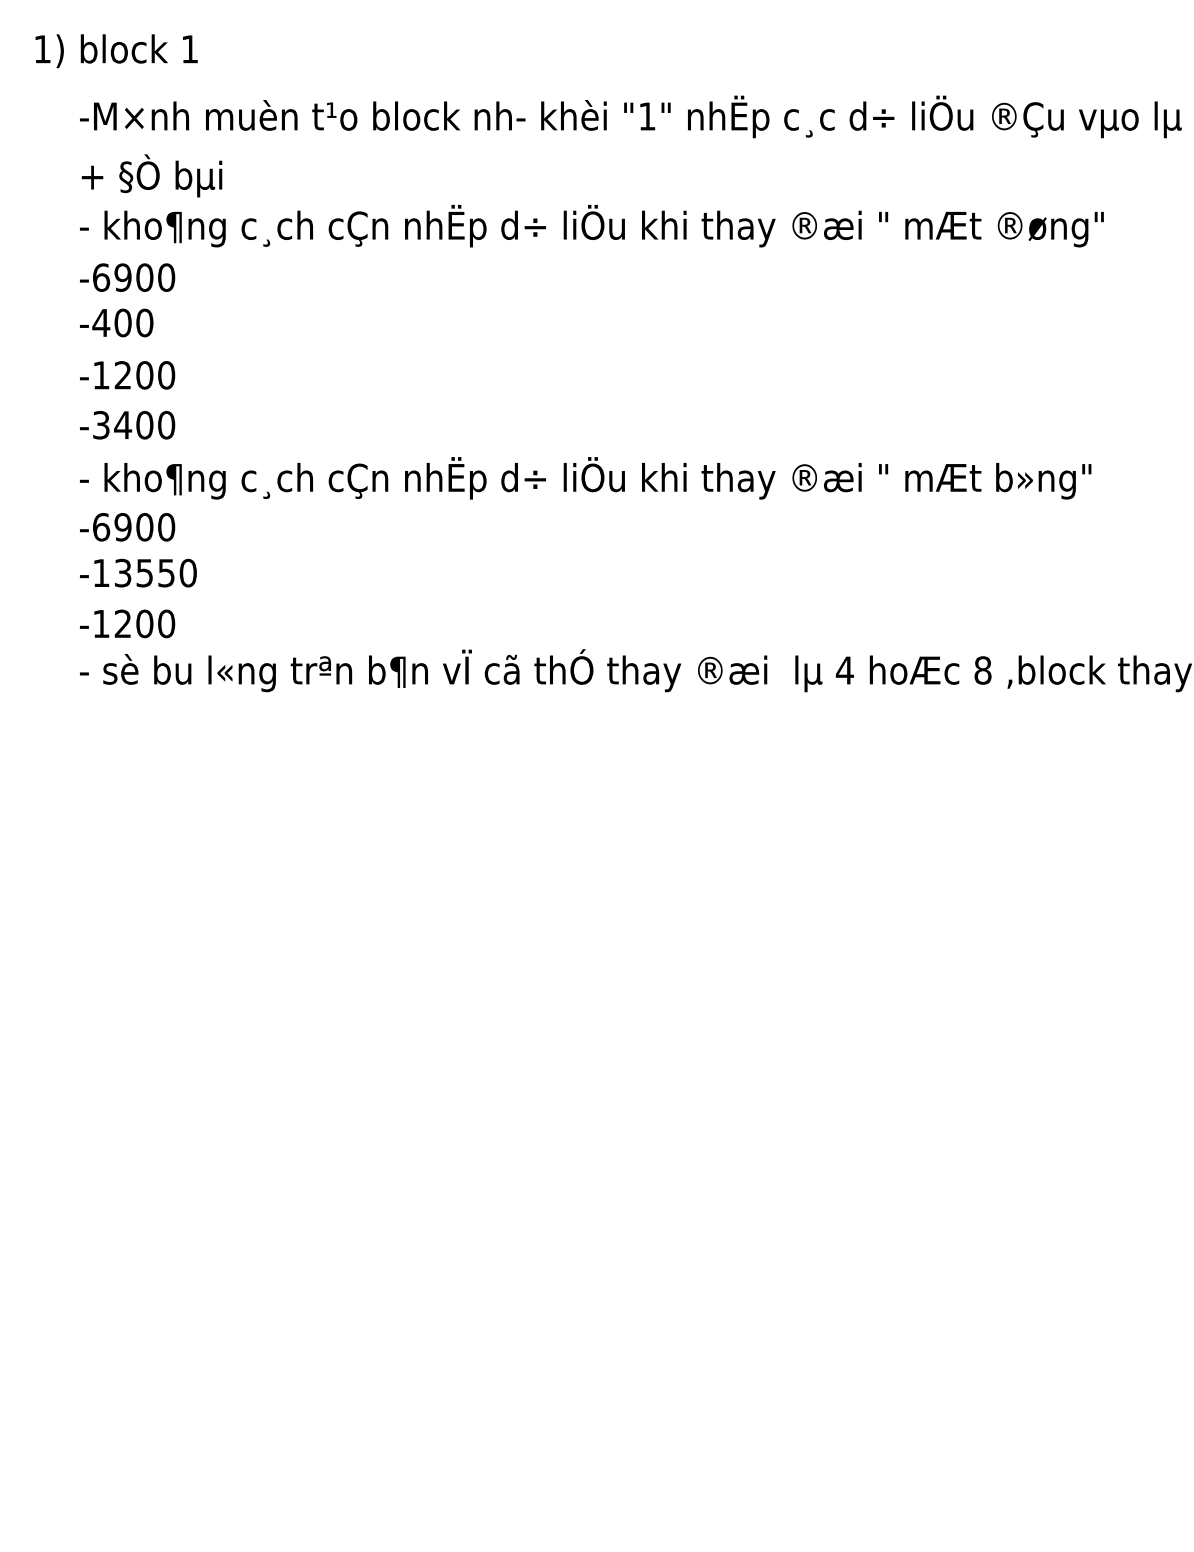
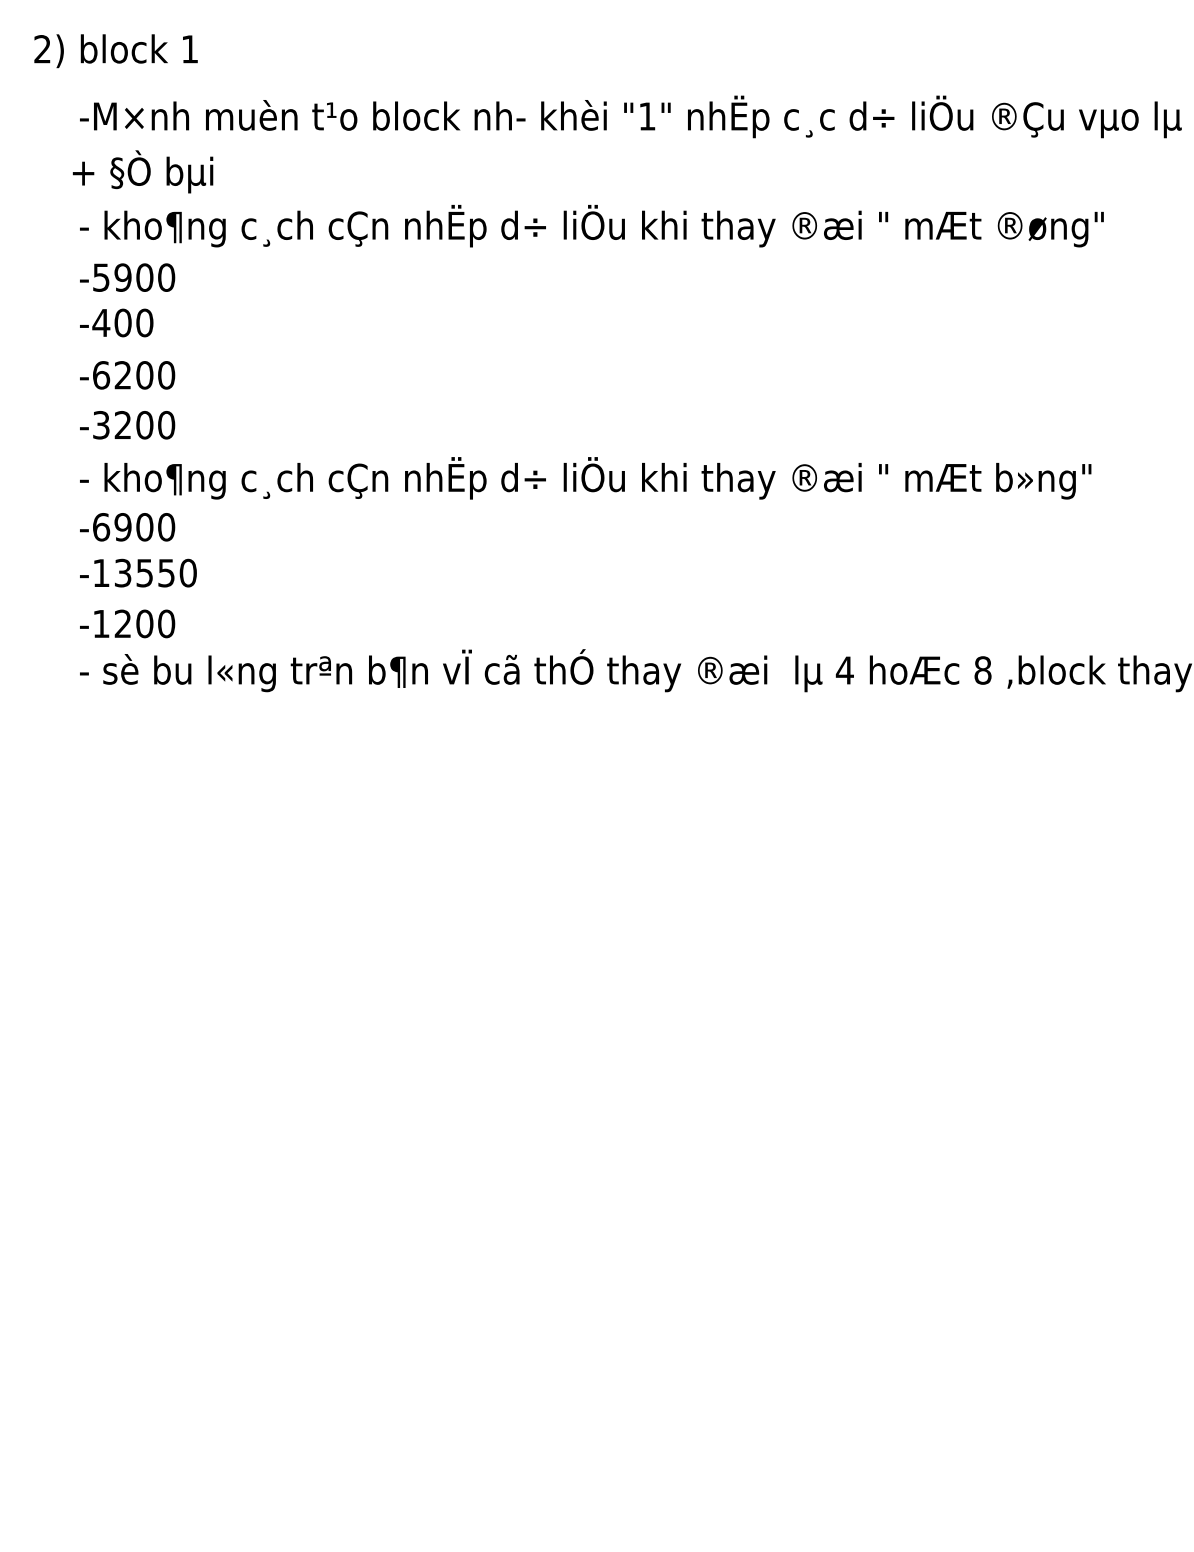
text: 1) -> 2) (42, 49)
text position: (151, 175) -> (142, 171) (142, 171)
text: -6900 -> -5900 (101, 277)
text: -1200 -> -6200 (101, 375)
text: -3400 -> -3200 (123, 424)
